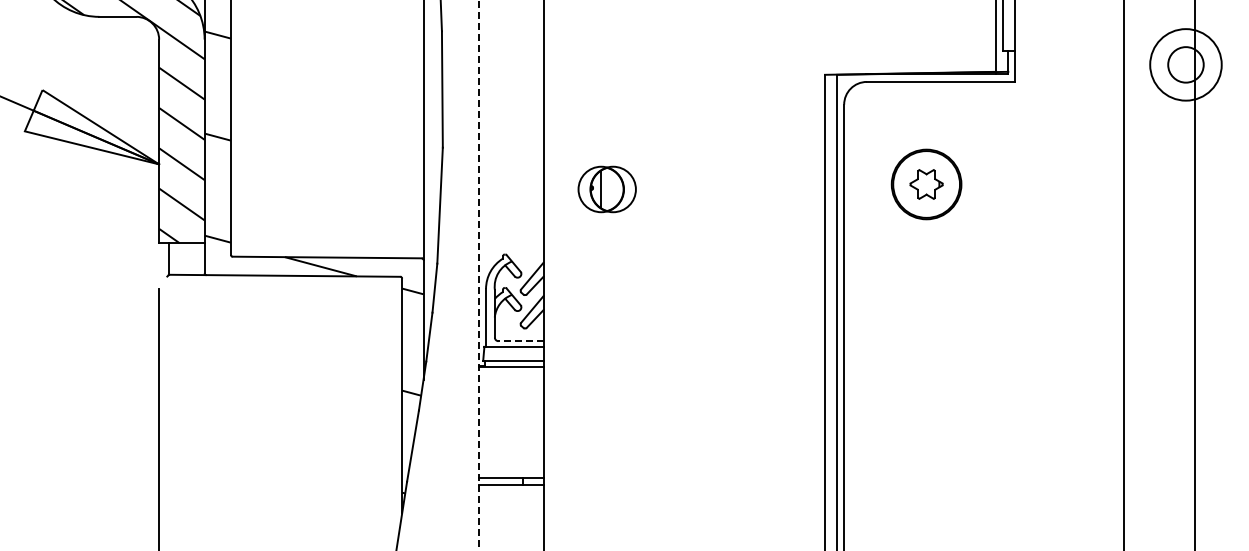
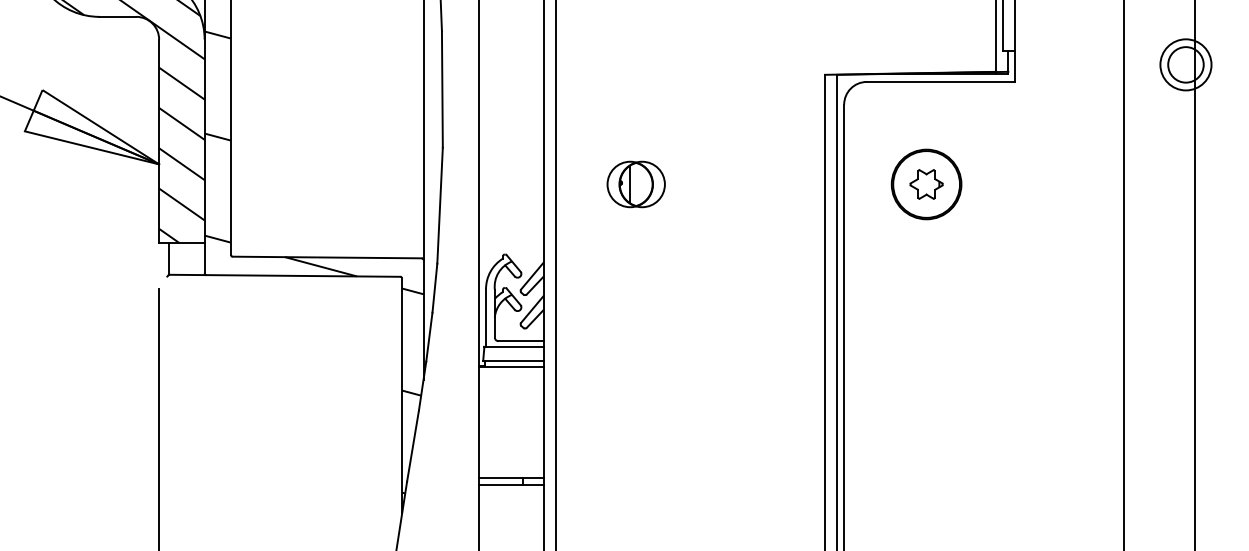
circle diameter: 72 px -> 51 px (1185, 64)
part position: (606, 189) -> (635, 184) (635, 184)
line: none -> present (555, 274)
line: dashed -> solid (478, 275)
line: dashed -> solid (521, 341)
